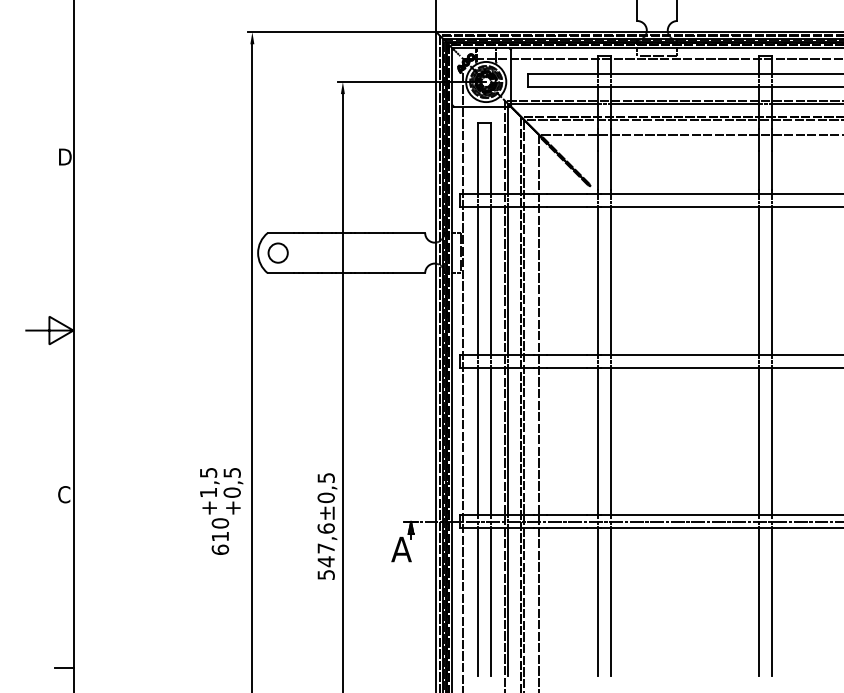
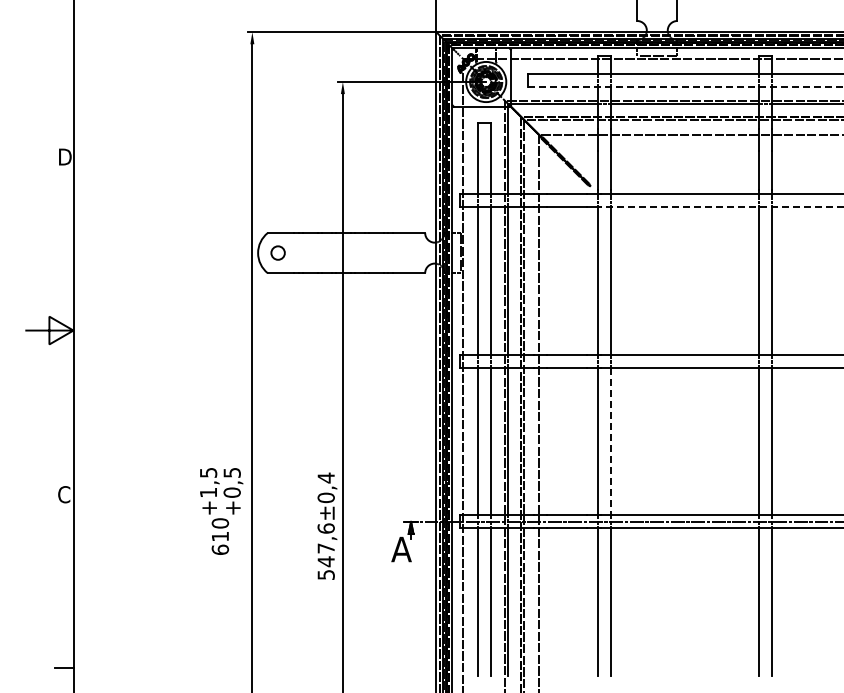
line: solid -> dashed (685, 86)
line: solid -> dashed (721, 207)
circle size: 22x22 px -> 16x16 px (277, 252)
line: solid -> dashed (611, 441)
text: ±0,5 -> ±0,4 (325, 477)
